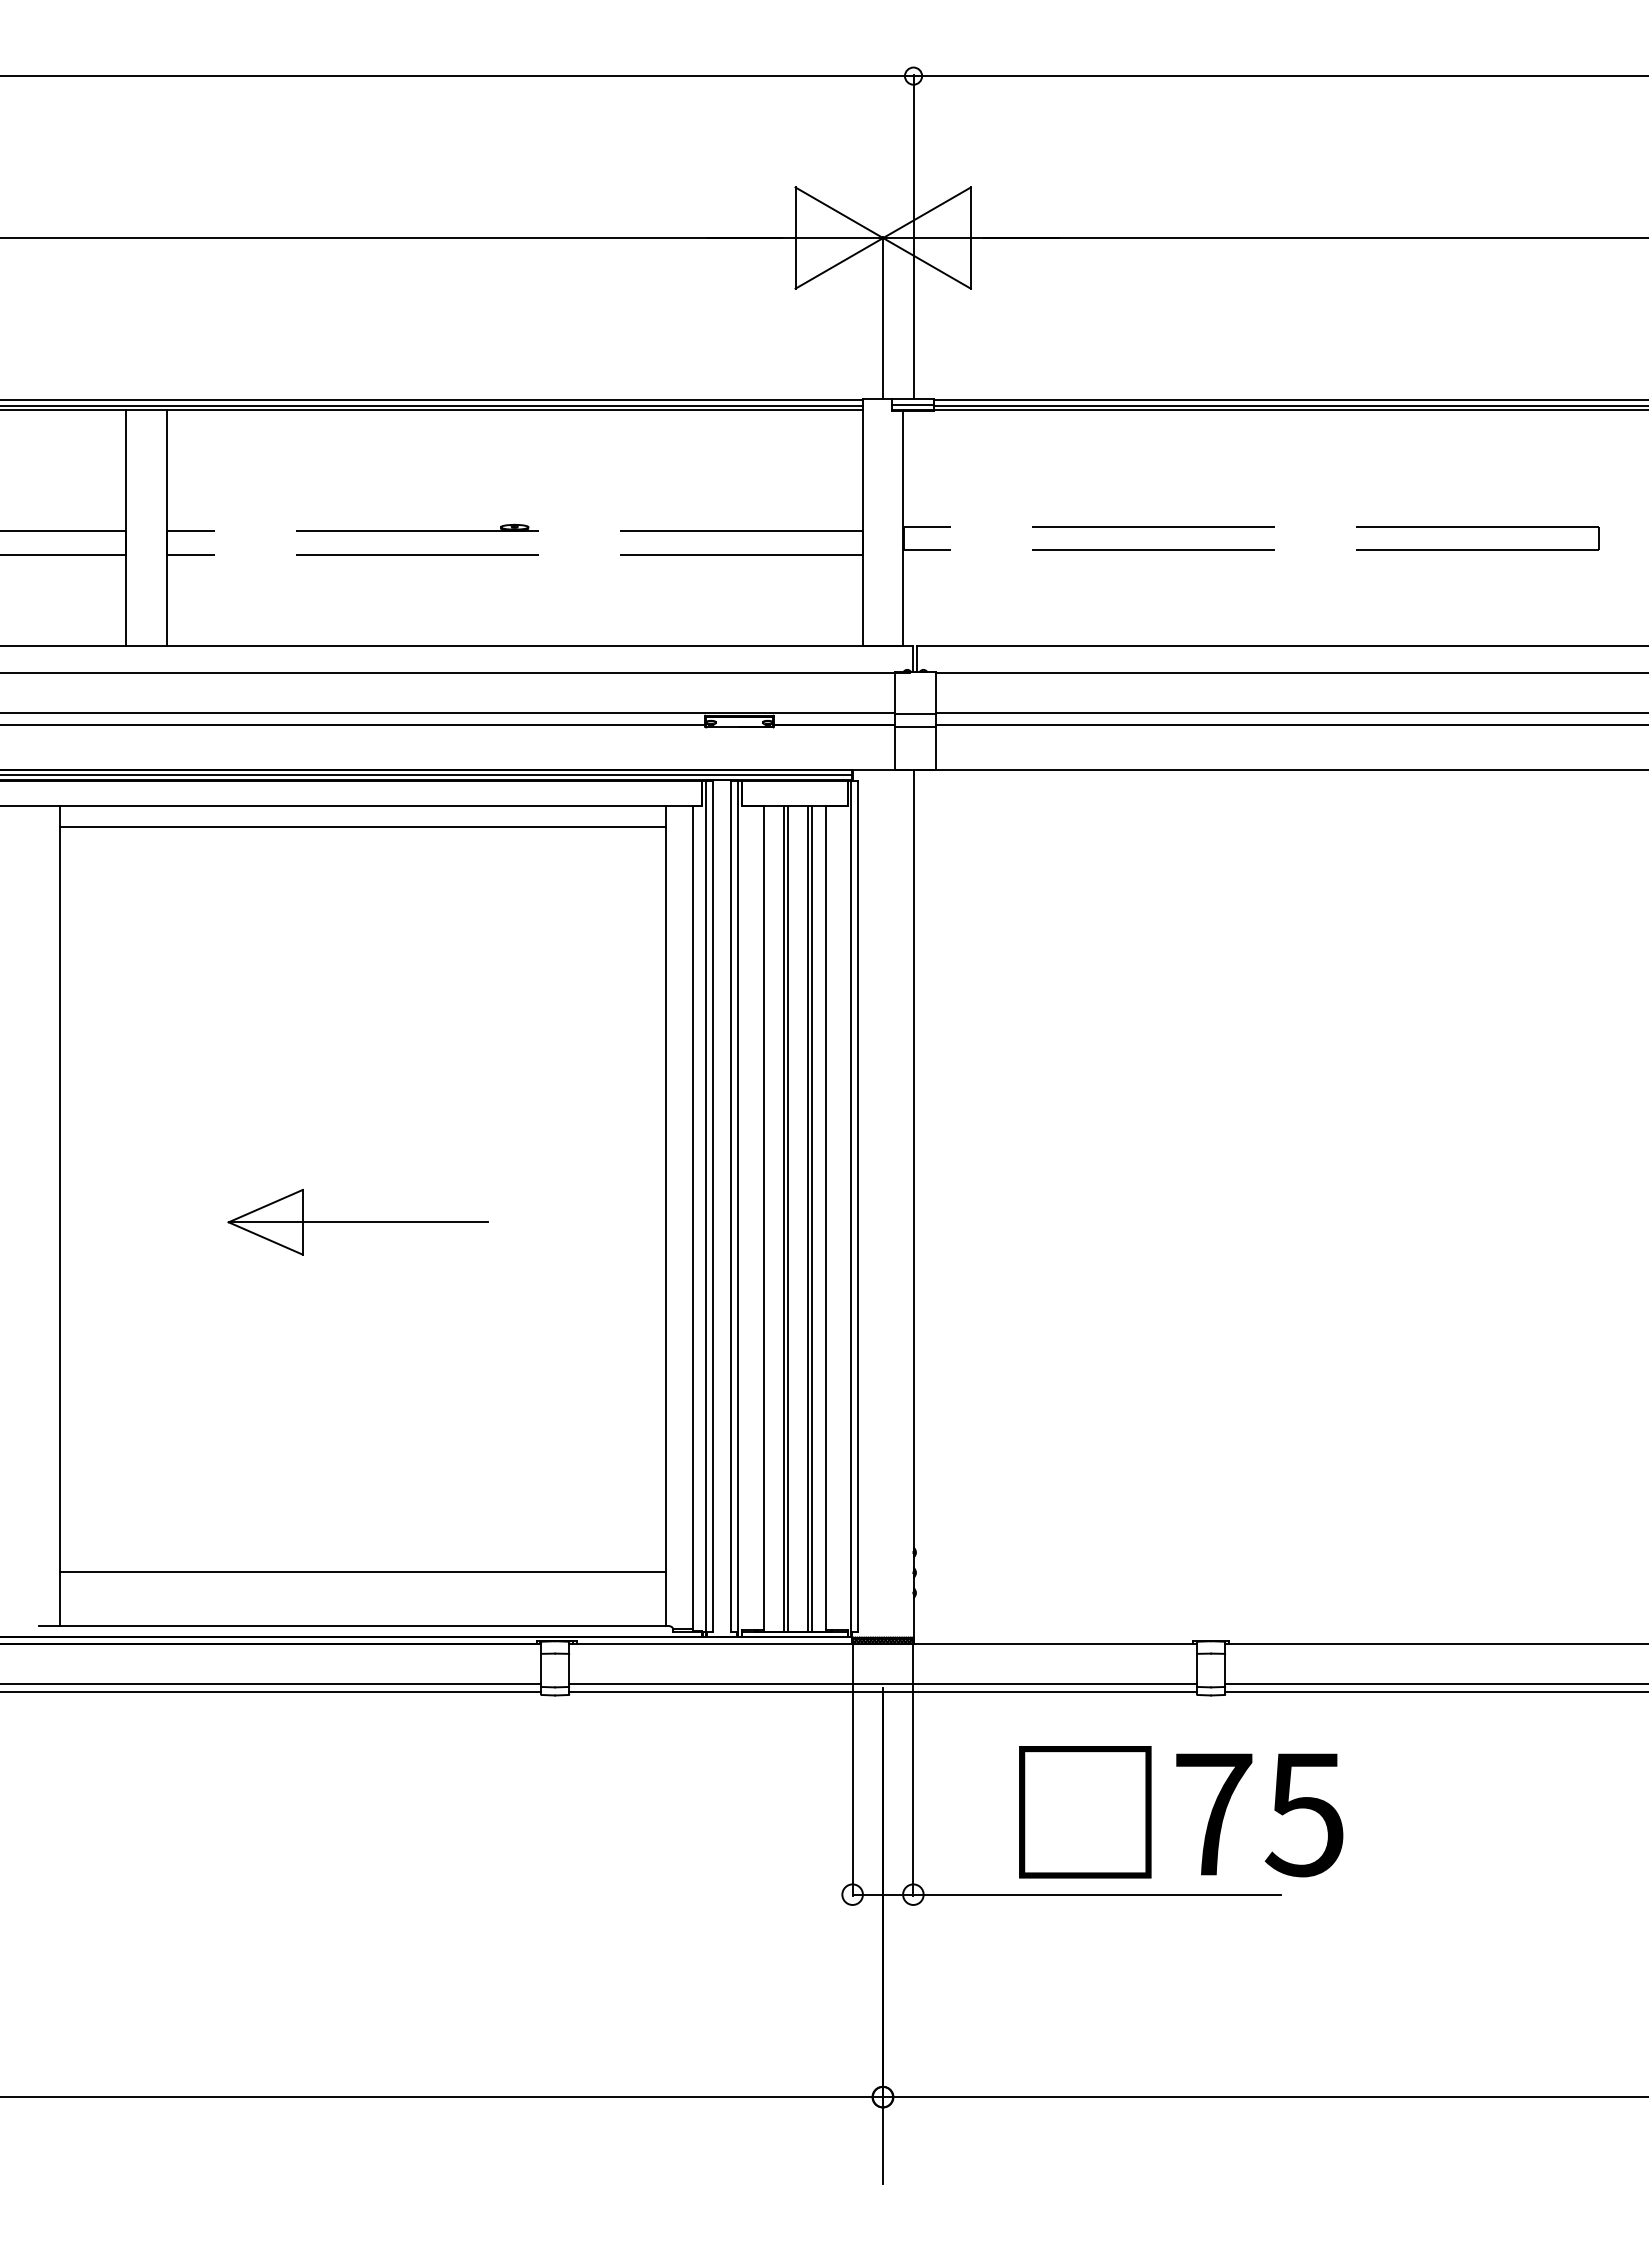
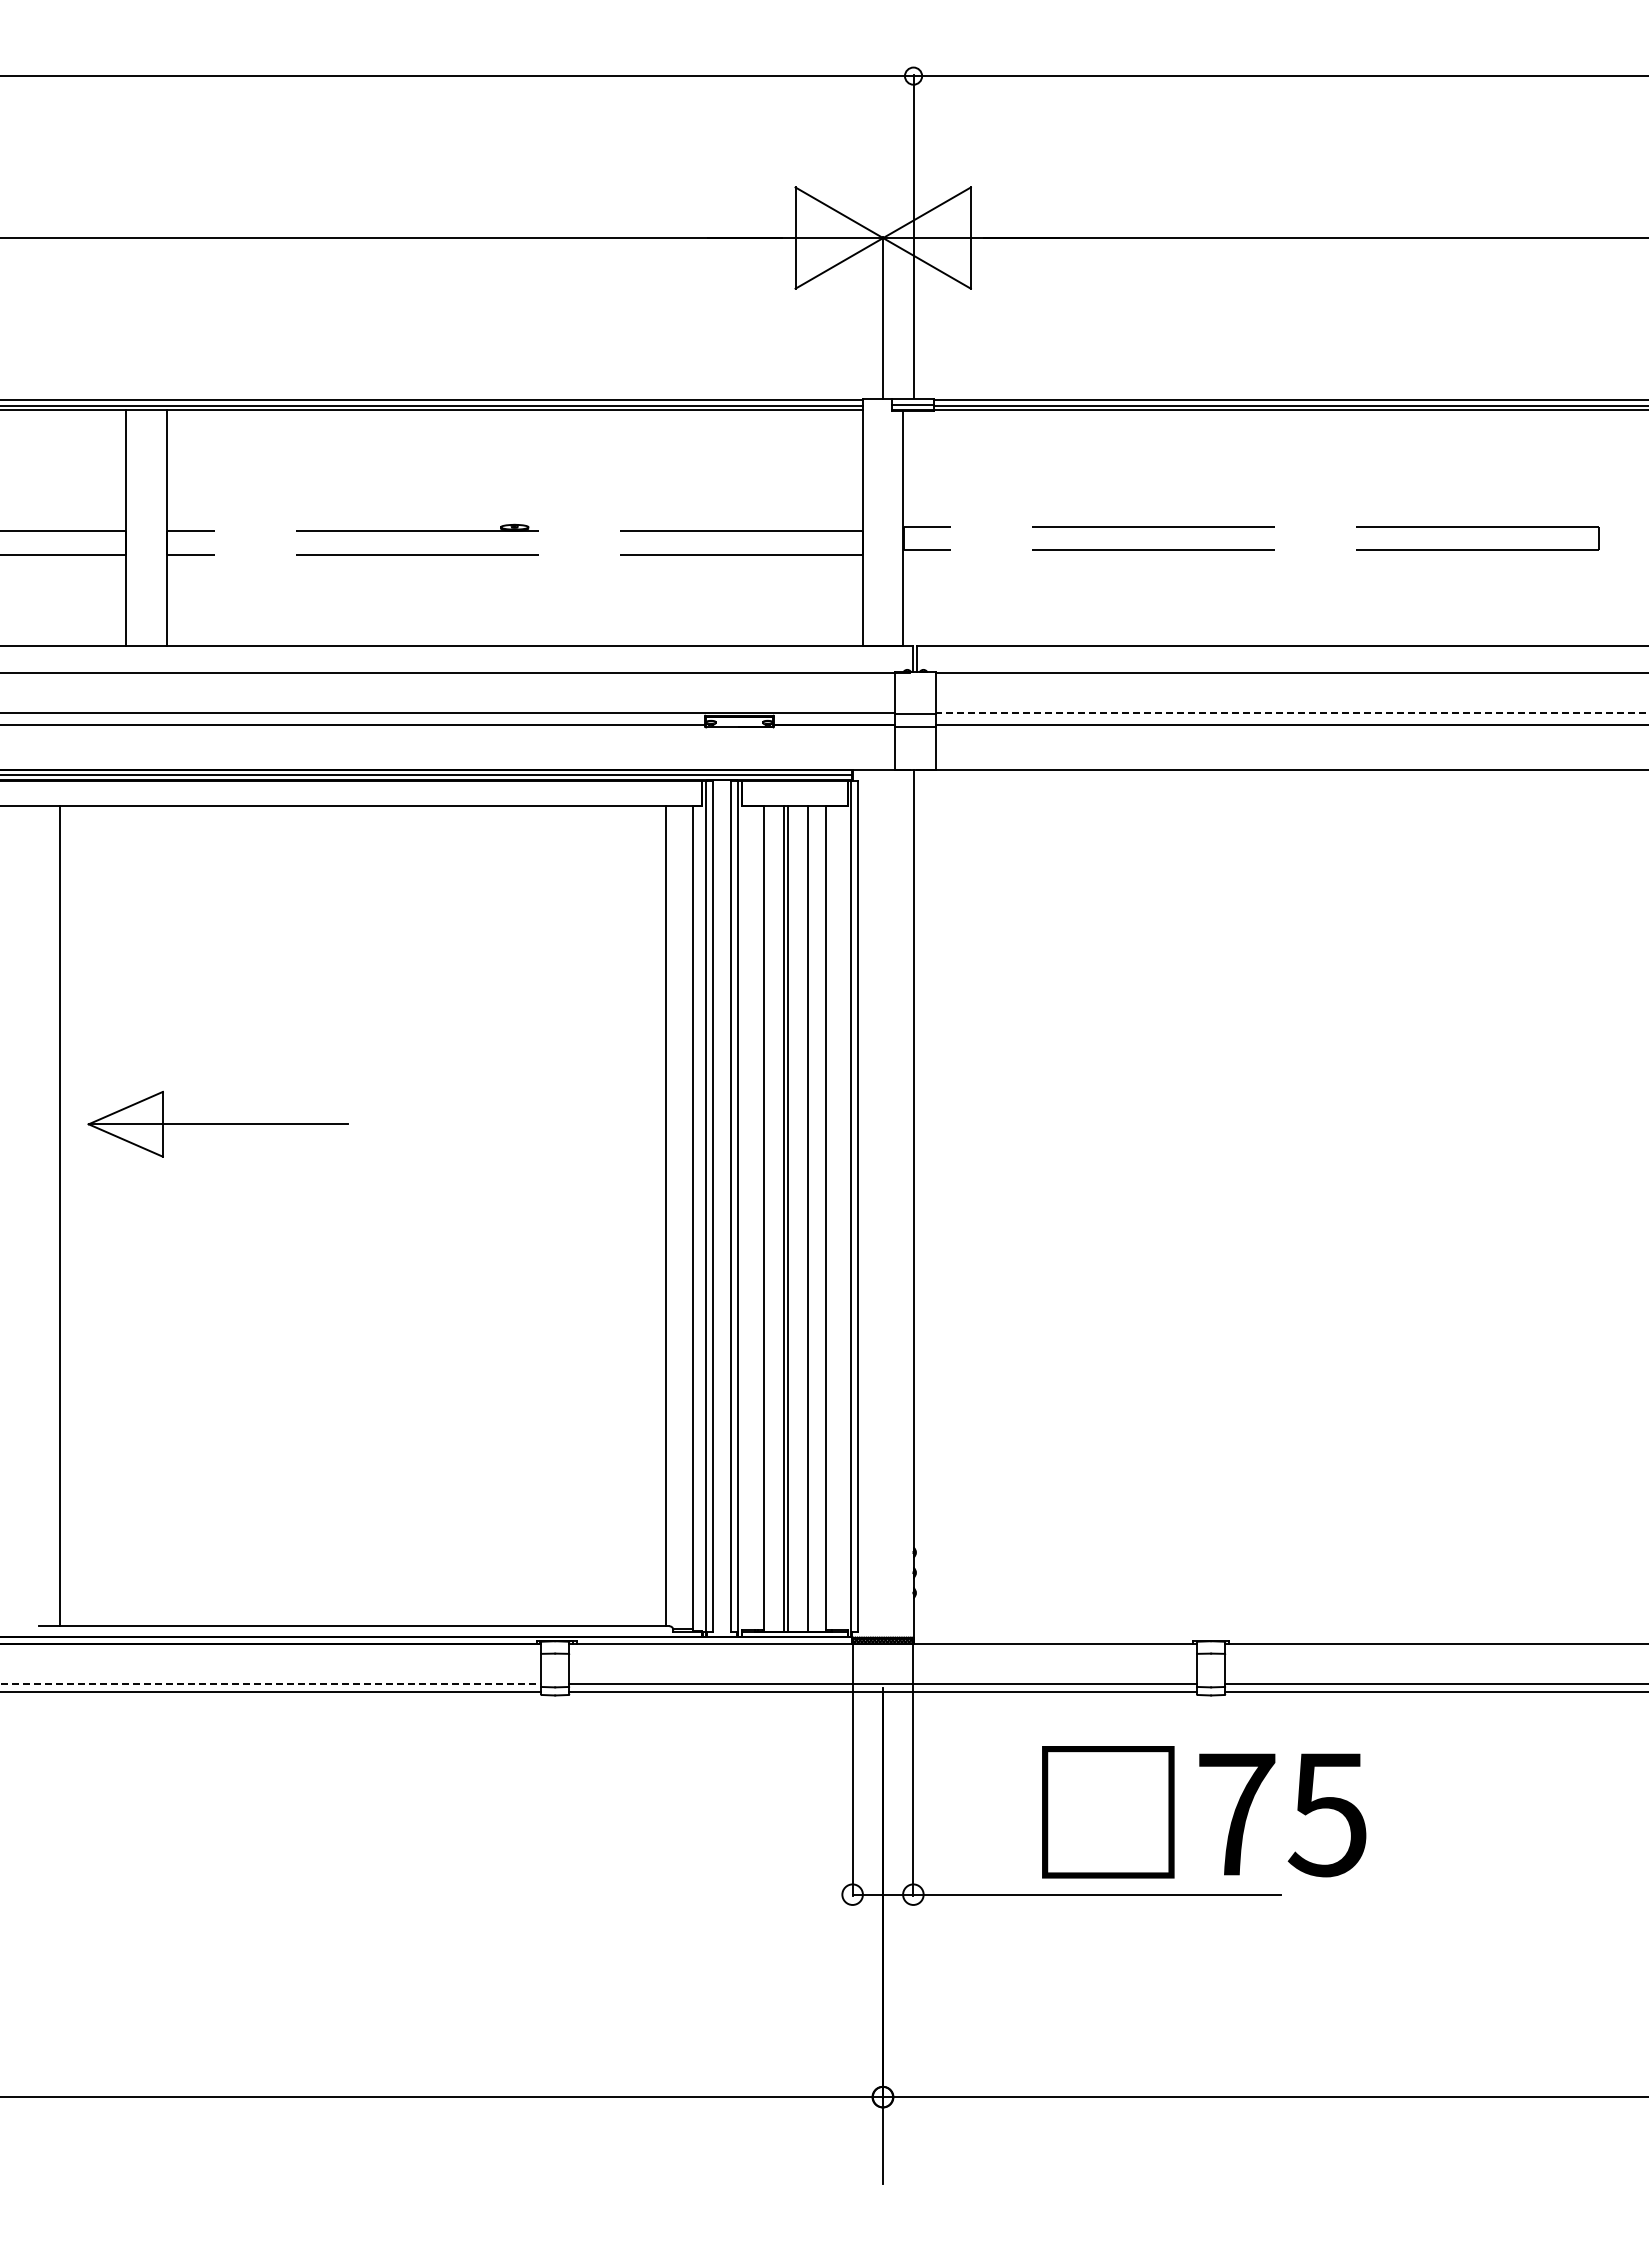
line: solid -> dashed (1291, 713)
line: present -> none (362, 827)
line: present -> none (811, 1218)
part position: (357, 1221) -> (217, 1123) (217, 1123)
line: present -> none (362, 1572)
line: solid -> dashed (271, 1684)
text position: (1181, 1812) -> (1204, 1812) (1204, 1812)
